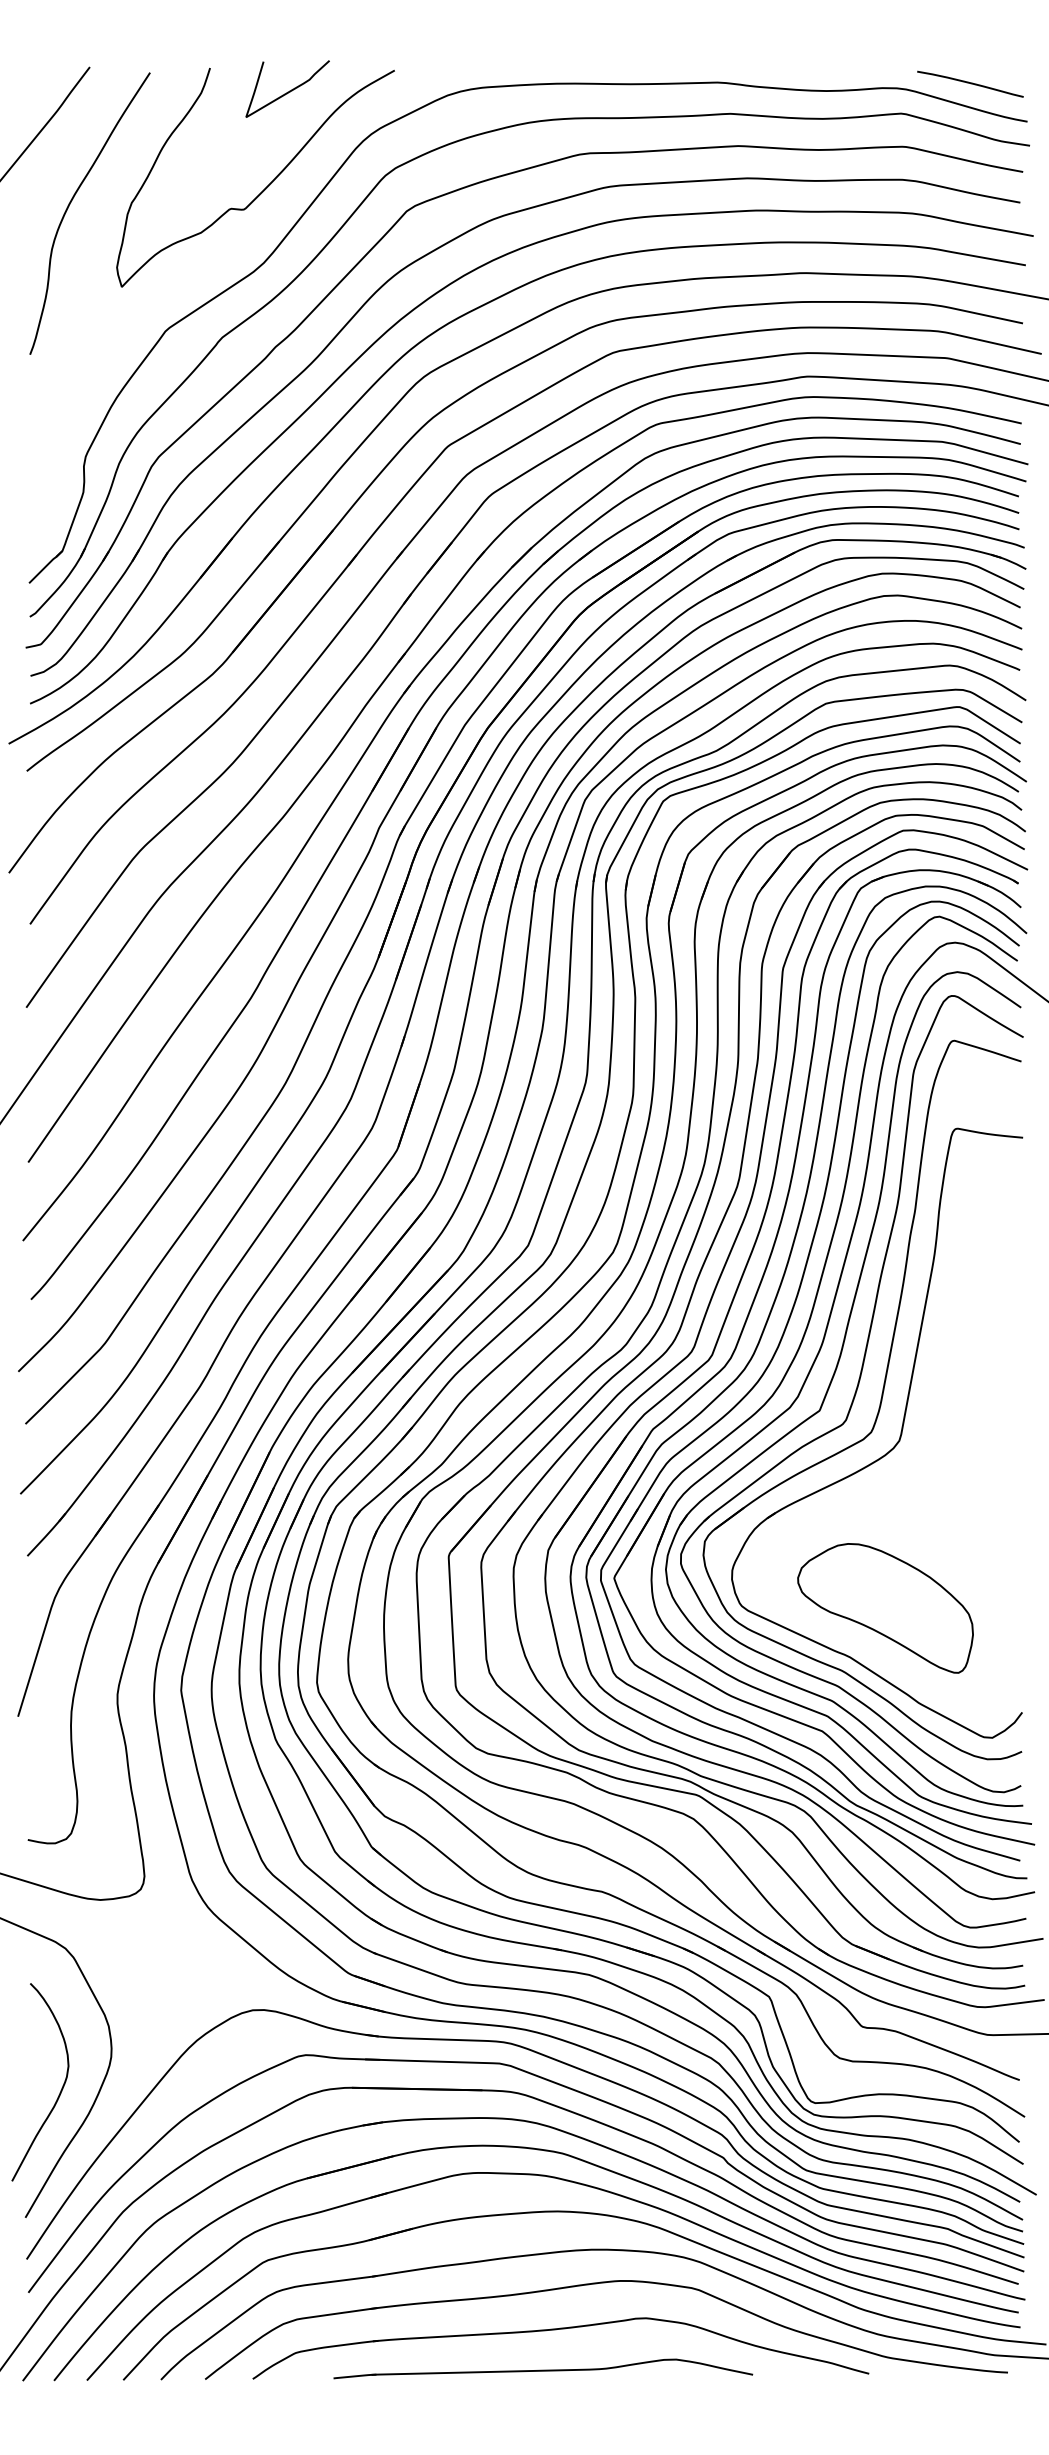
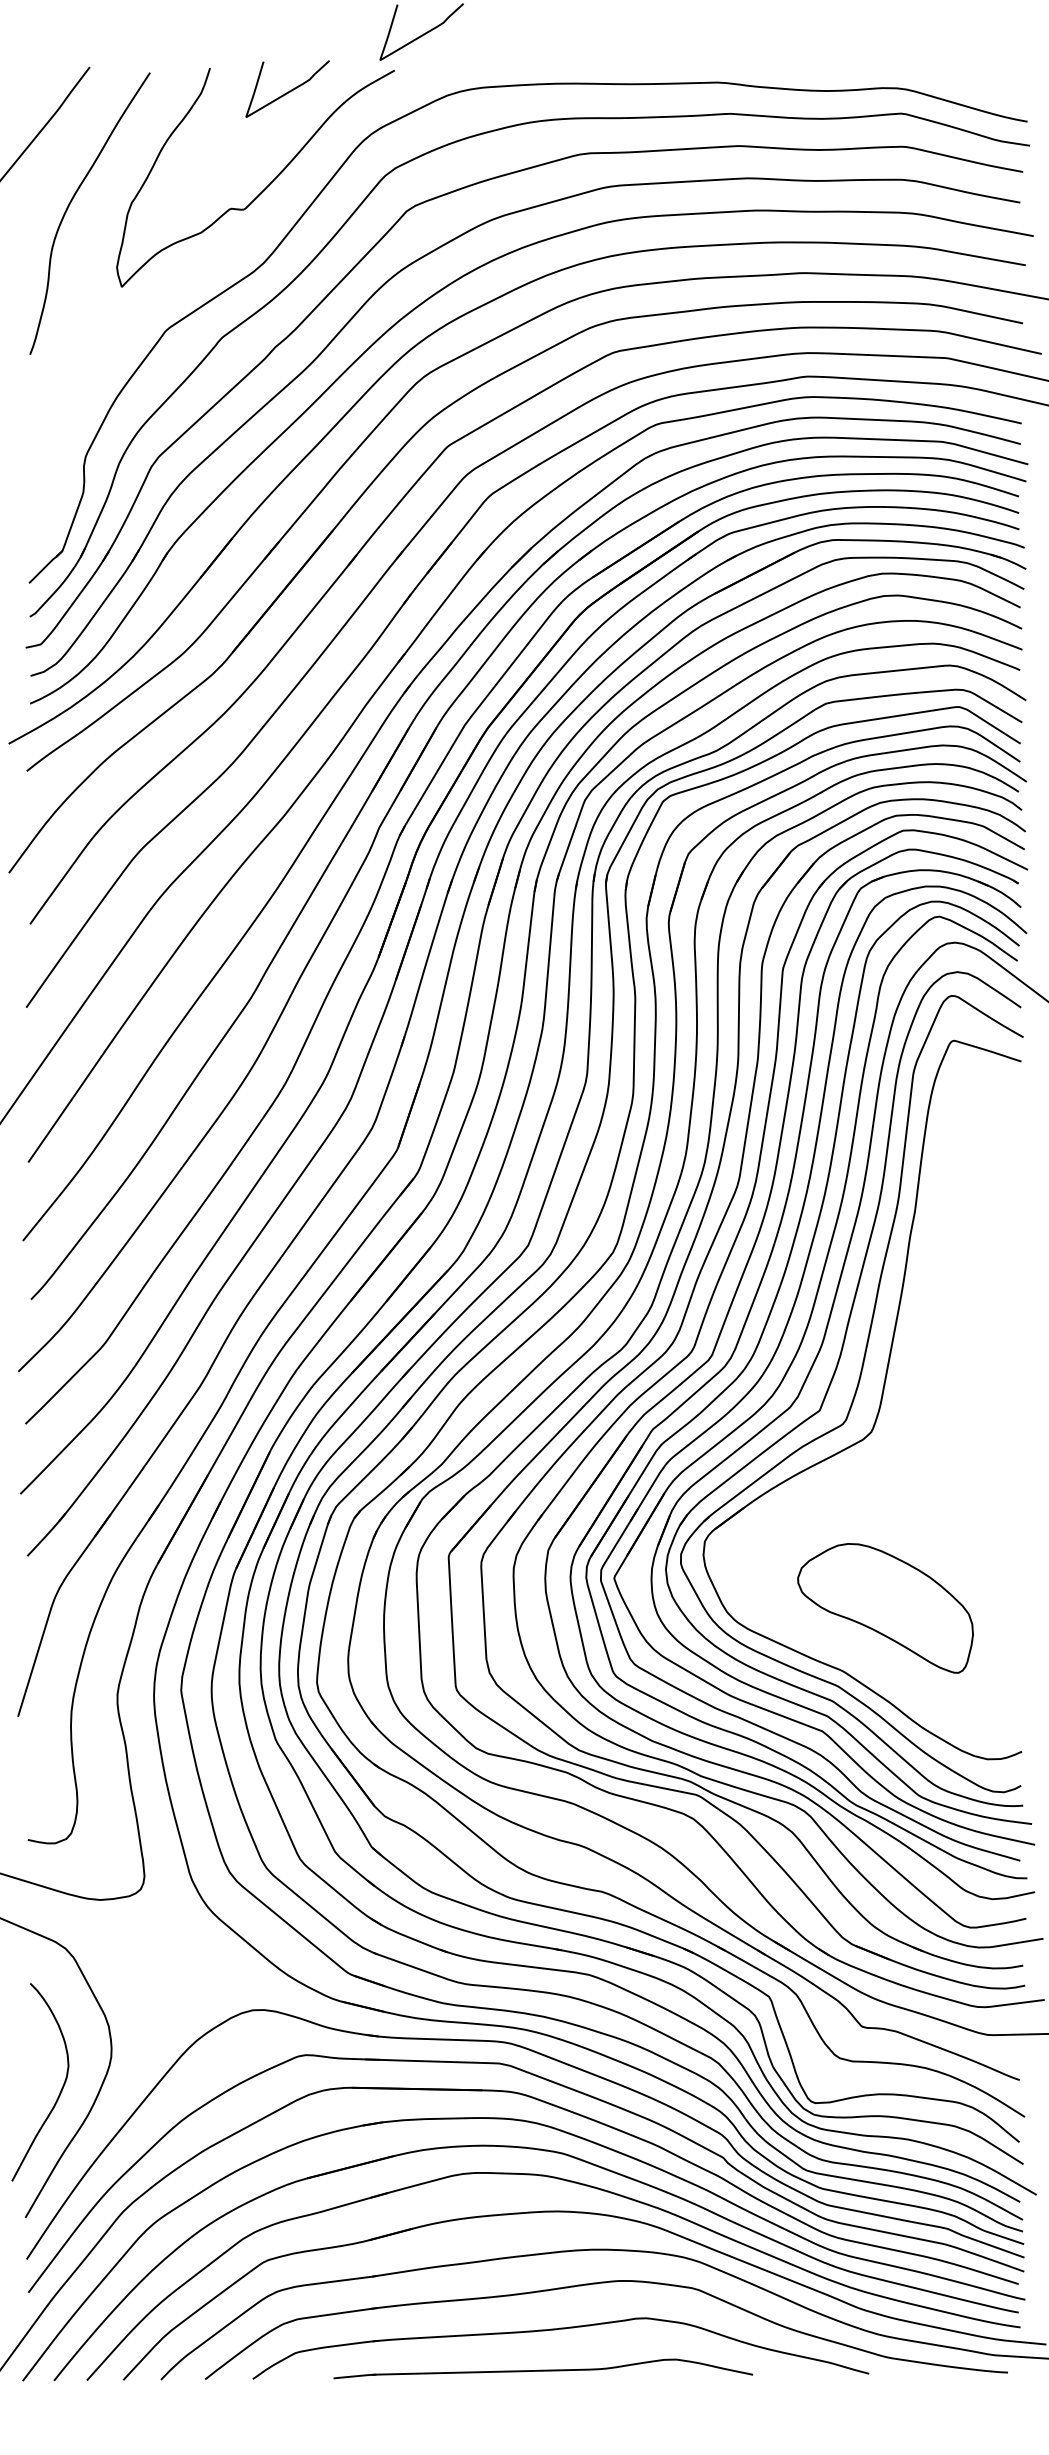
curve: none -> present (423, 33)
curve: present -> none (970, 83)
part: present -> none (892, 1447)
